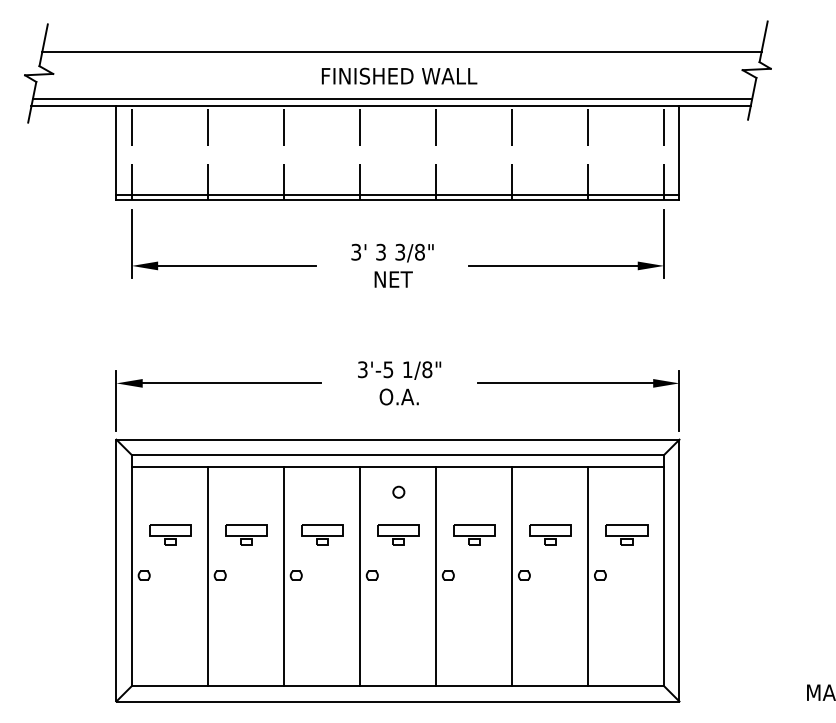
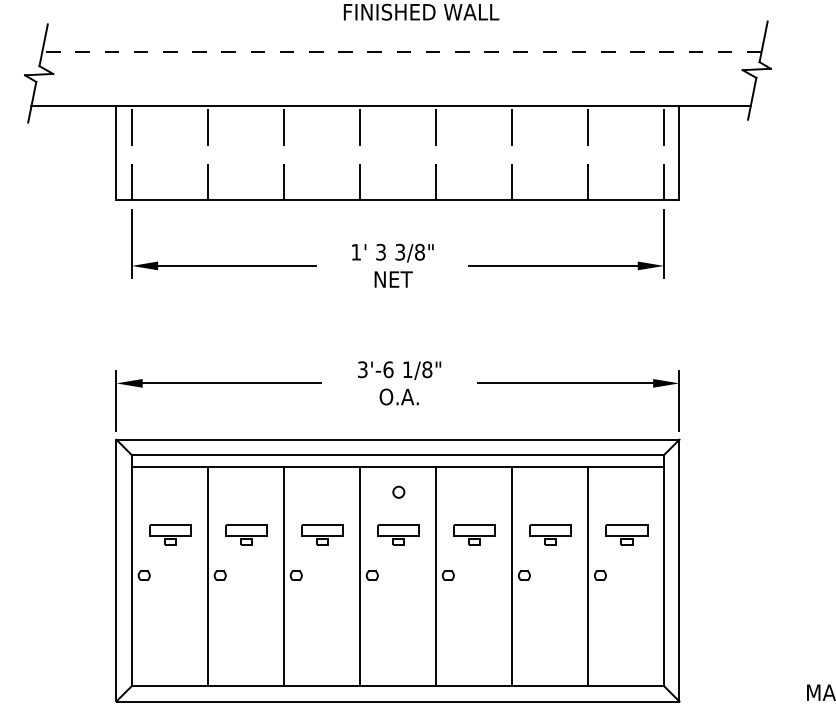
line: solid -> dashed (402, 51)
text position: (399, 75) -> (421, 11) (421, 11)
line: present -> none (392, 99)
line: present -> none (397, 195)
text: 3' -> 1' (355, 251)
text: 3'-5 -> 3'-6 (388, 369)
